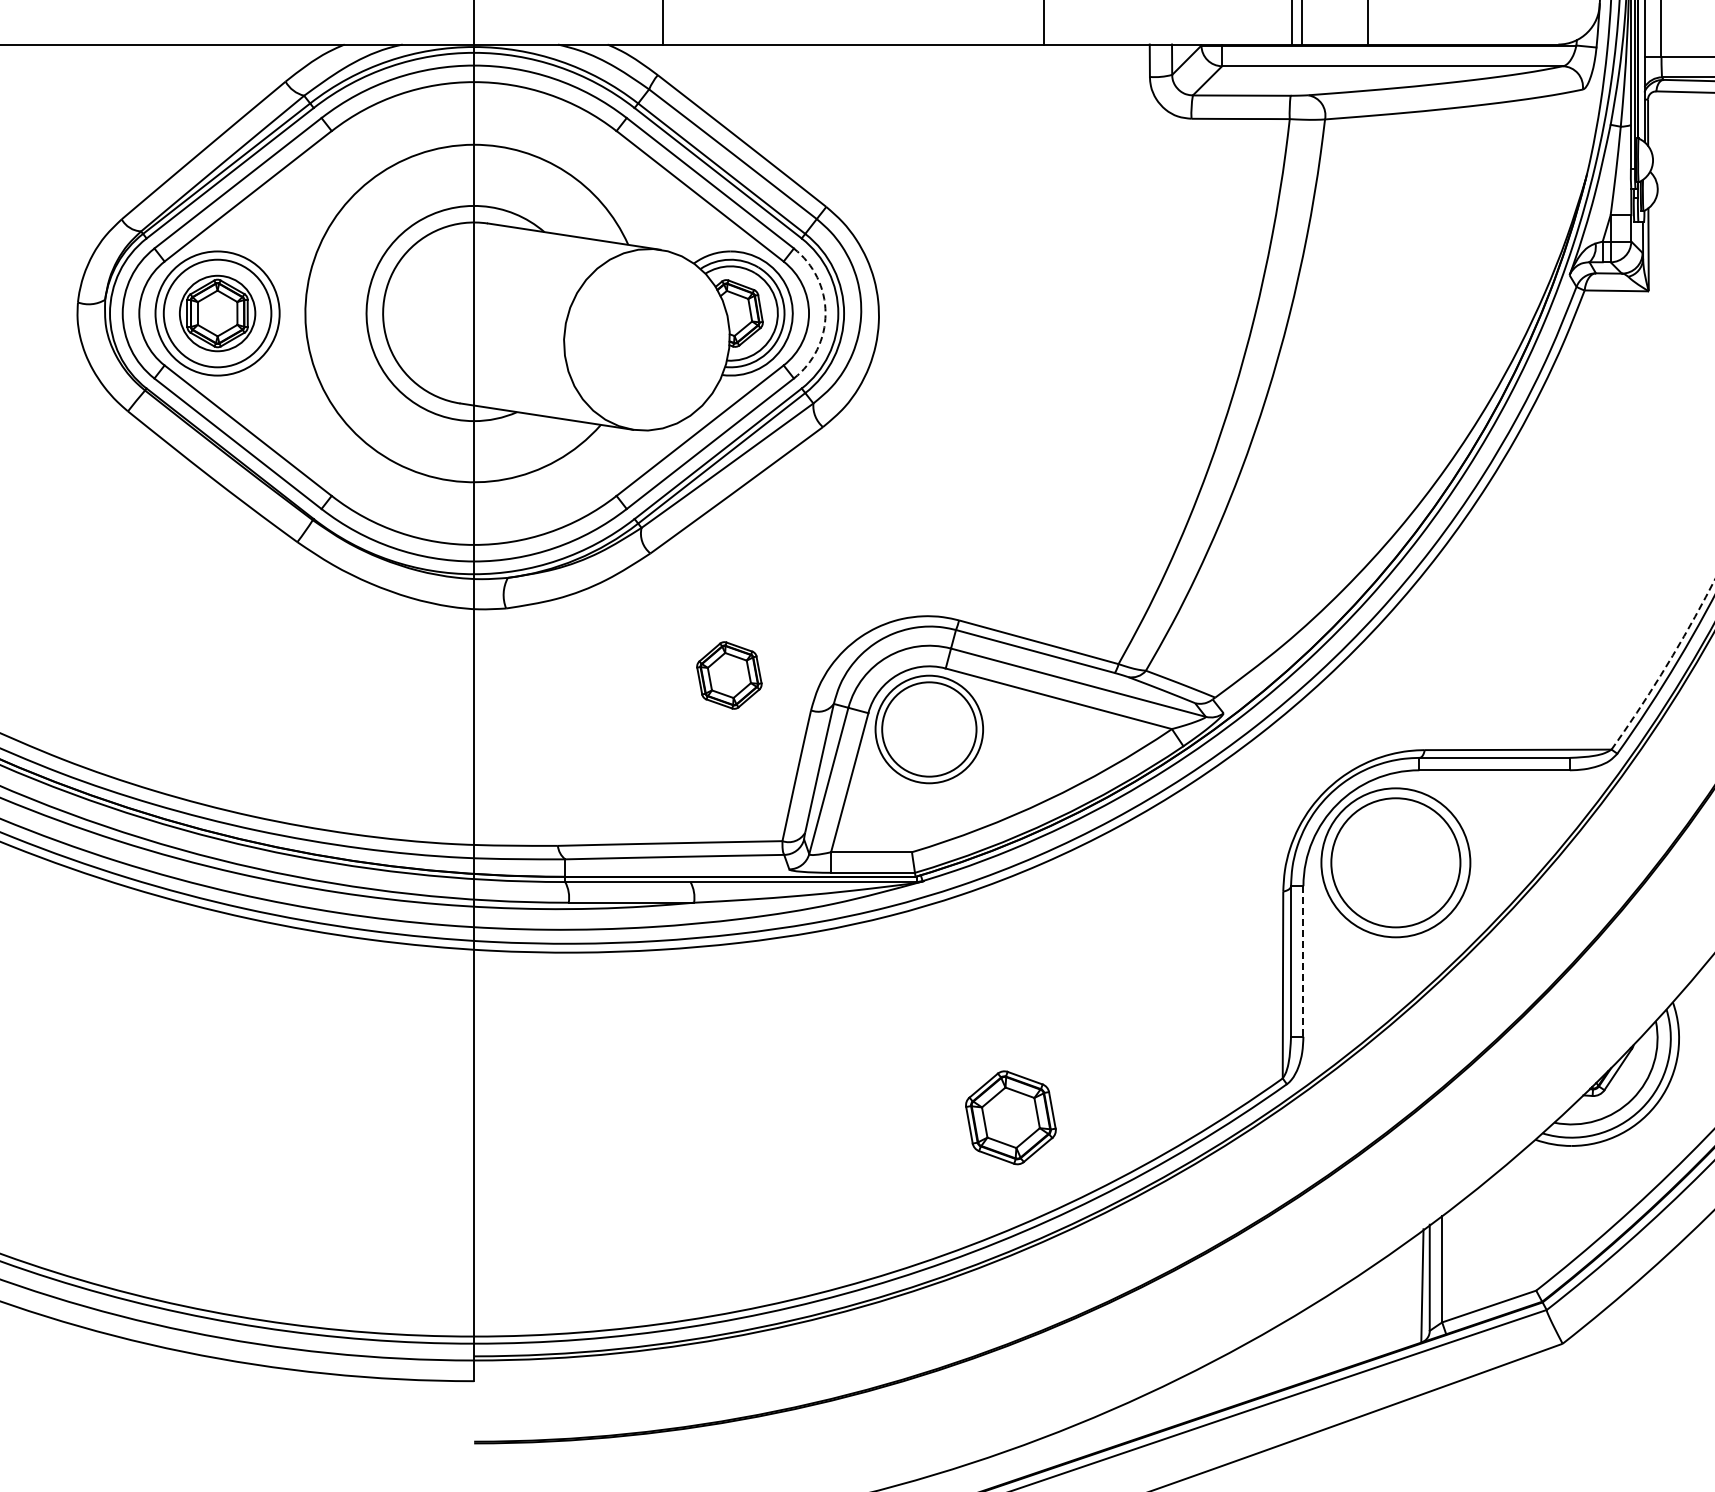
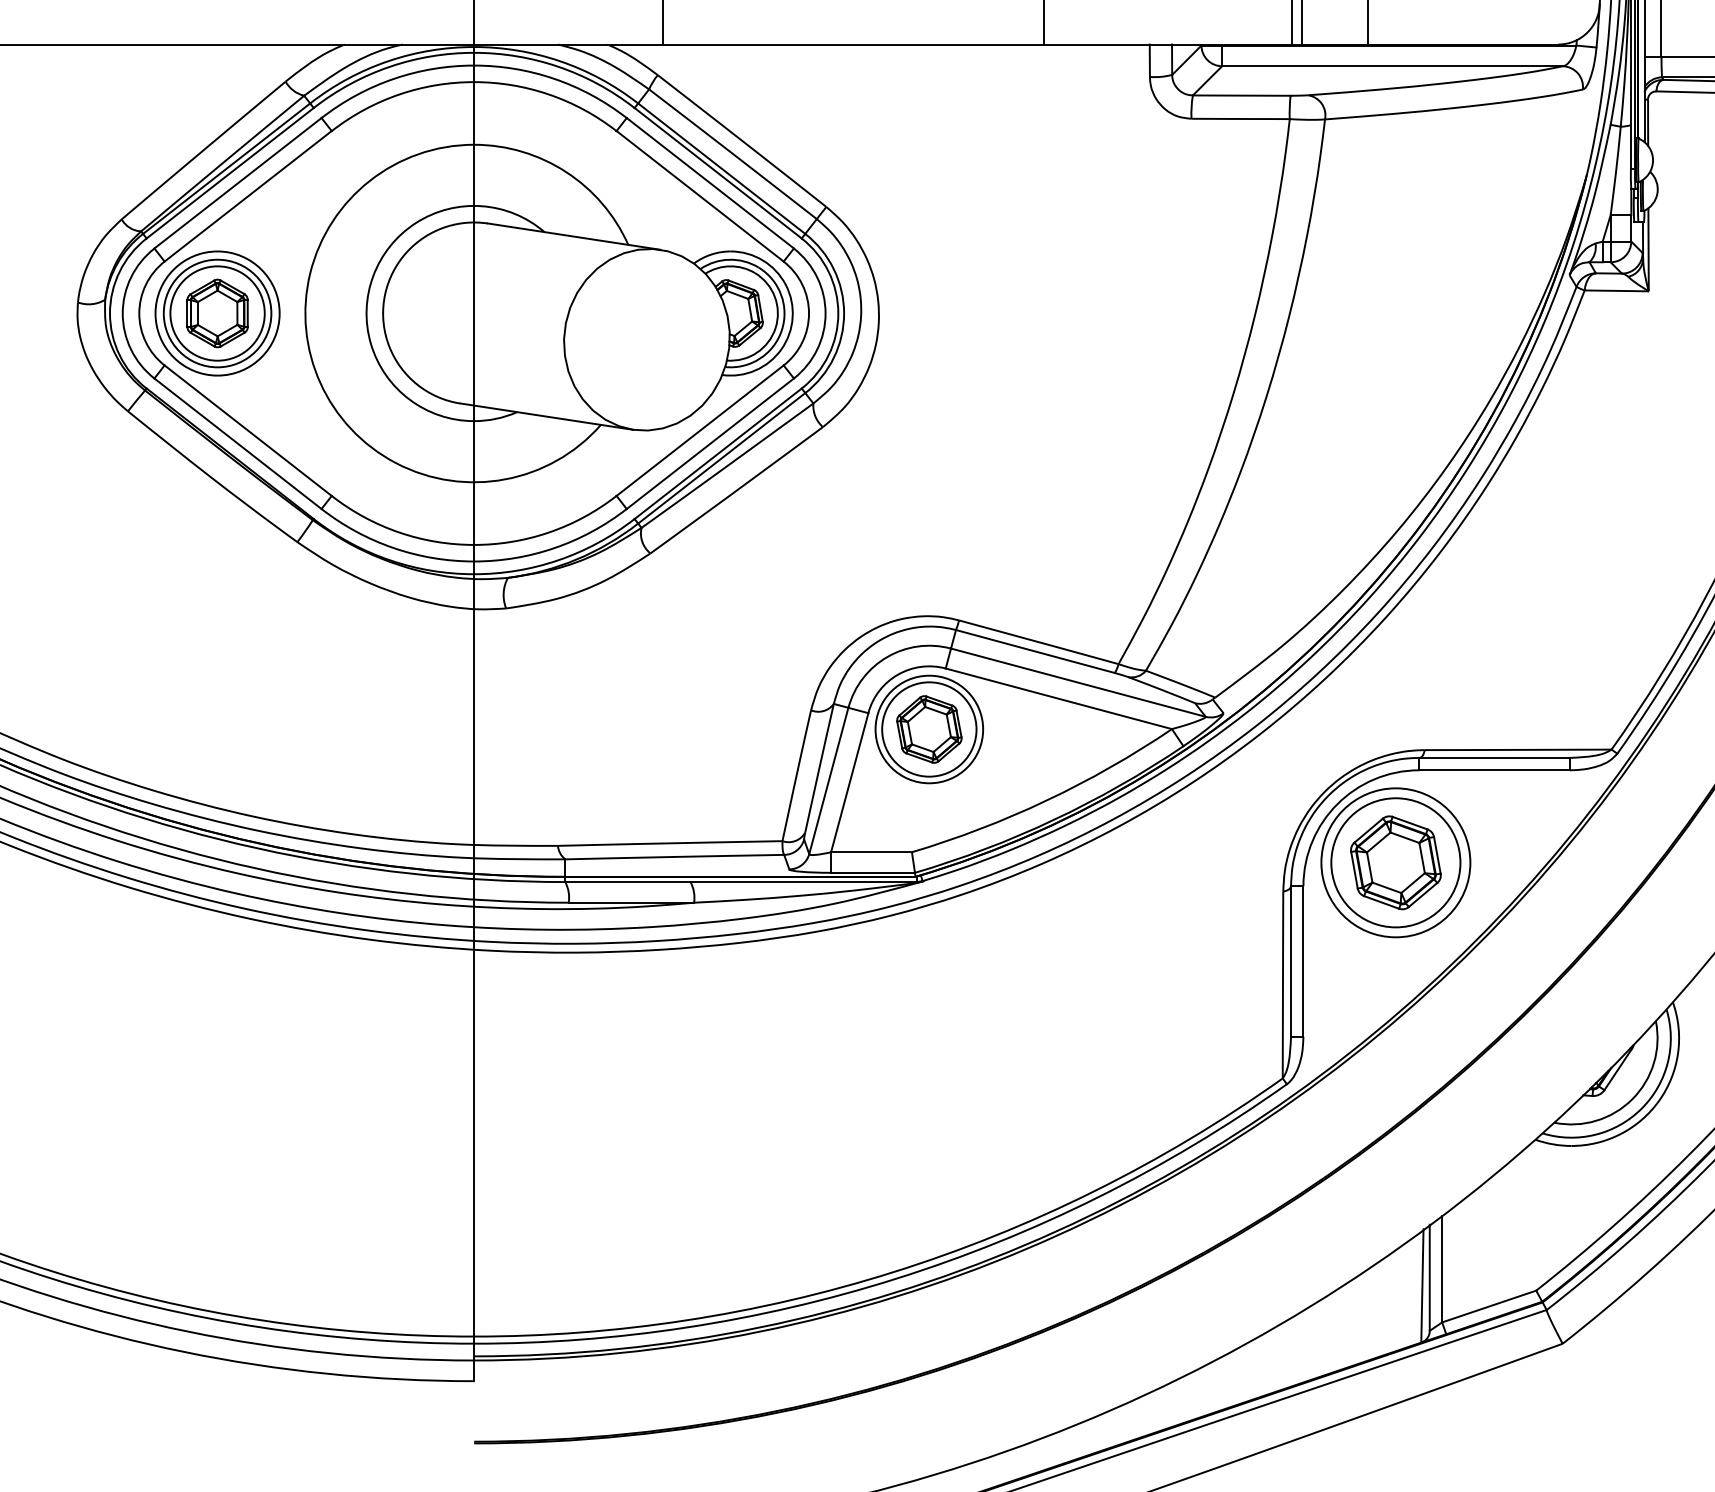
circle diameter: 75 px -> 94 px (217, 313)
arc: dashed -> solid (825, 313)
arc: dashed -> solid (1666, 666)
part position: (729, 675) -> (929, 729) (929, 729)
line: dashed -> solid (1303, 961)
part position: (1010, 1117) -> (1395, 862) (1395, 862)
